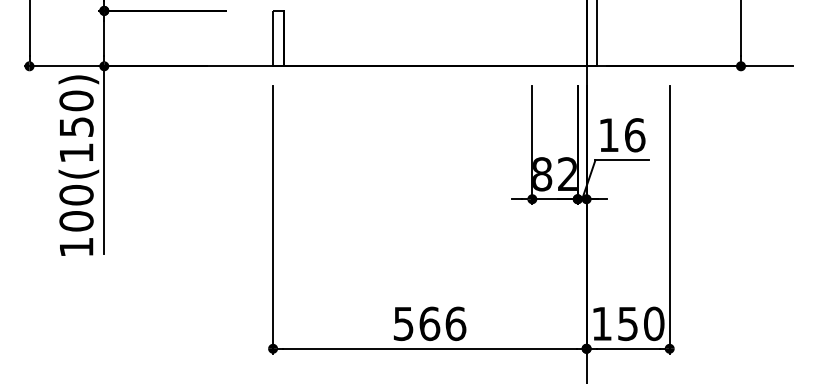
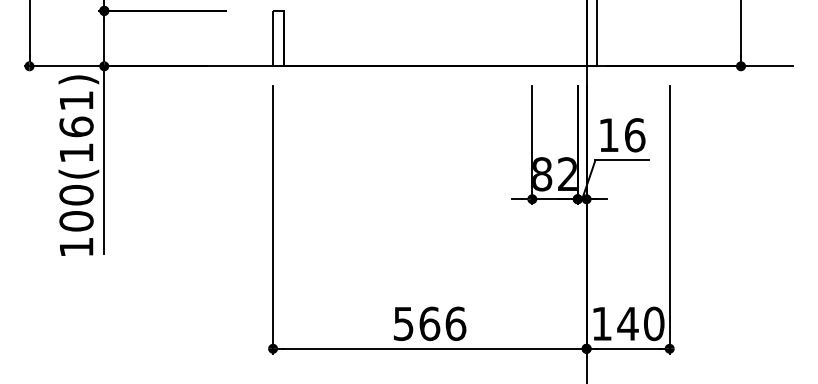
text: 100(150) -> 100(161) (76, 113)
text: 150 -> 140 (627, 324)
